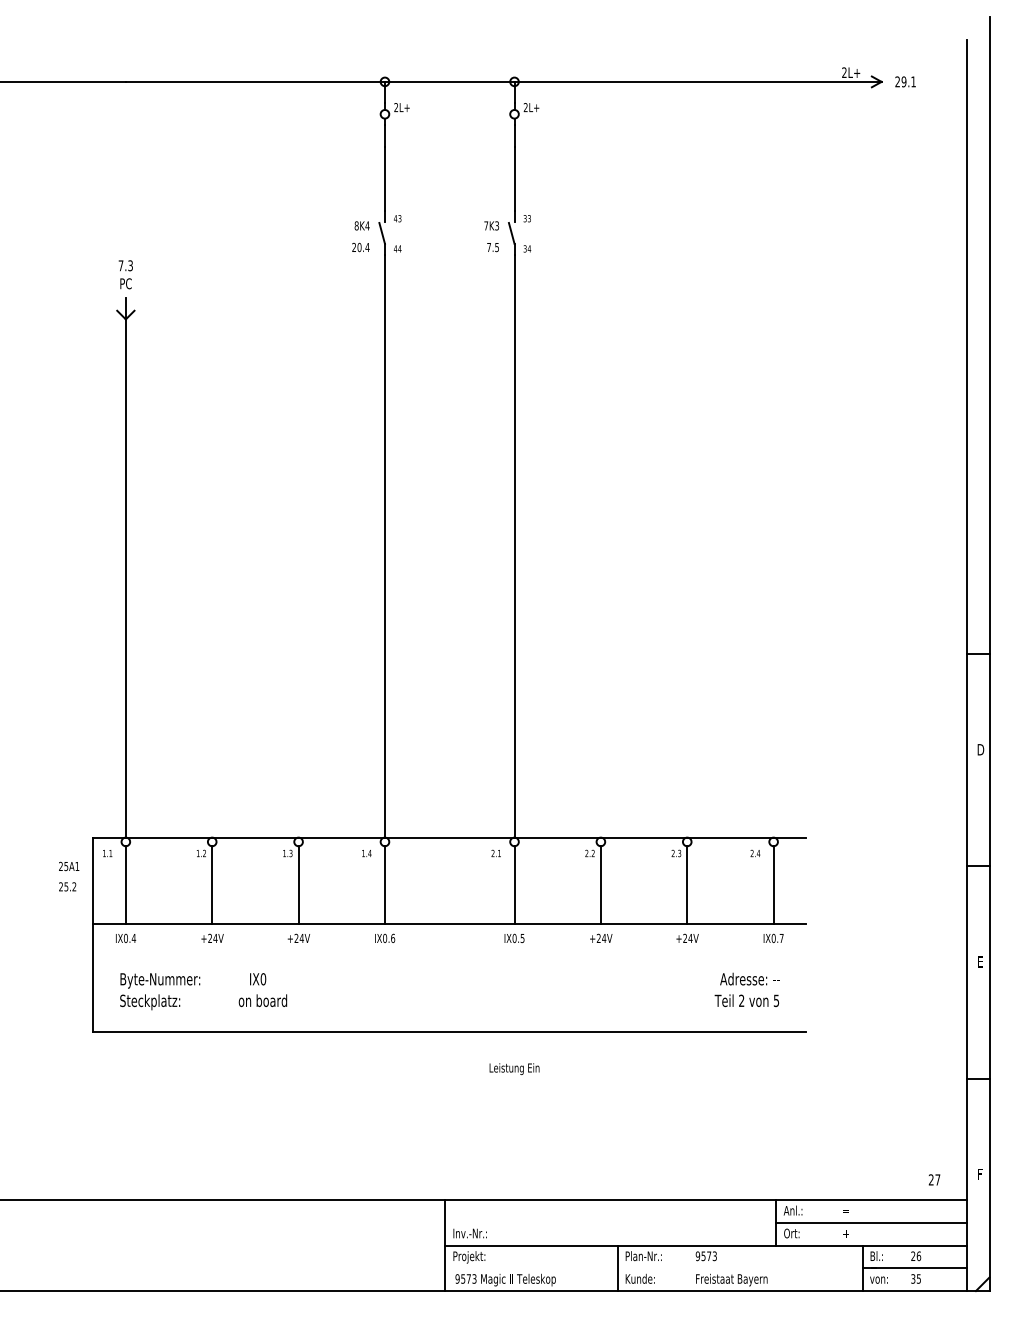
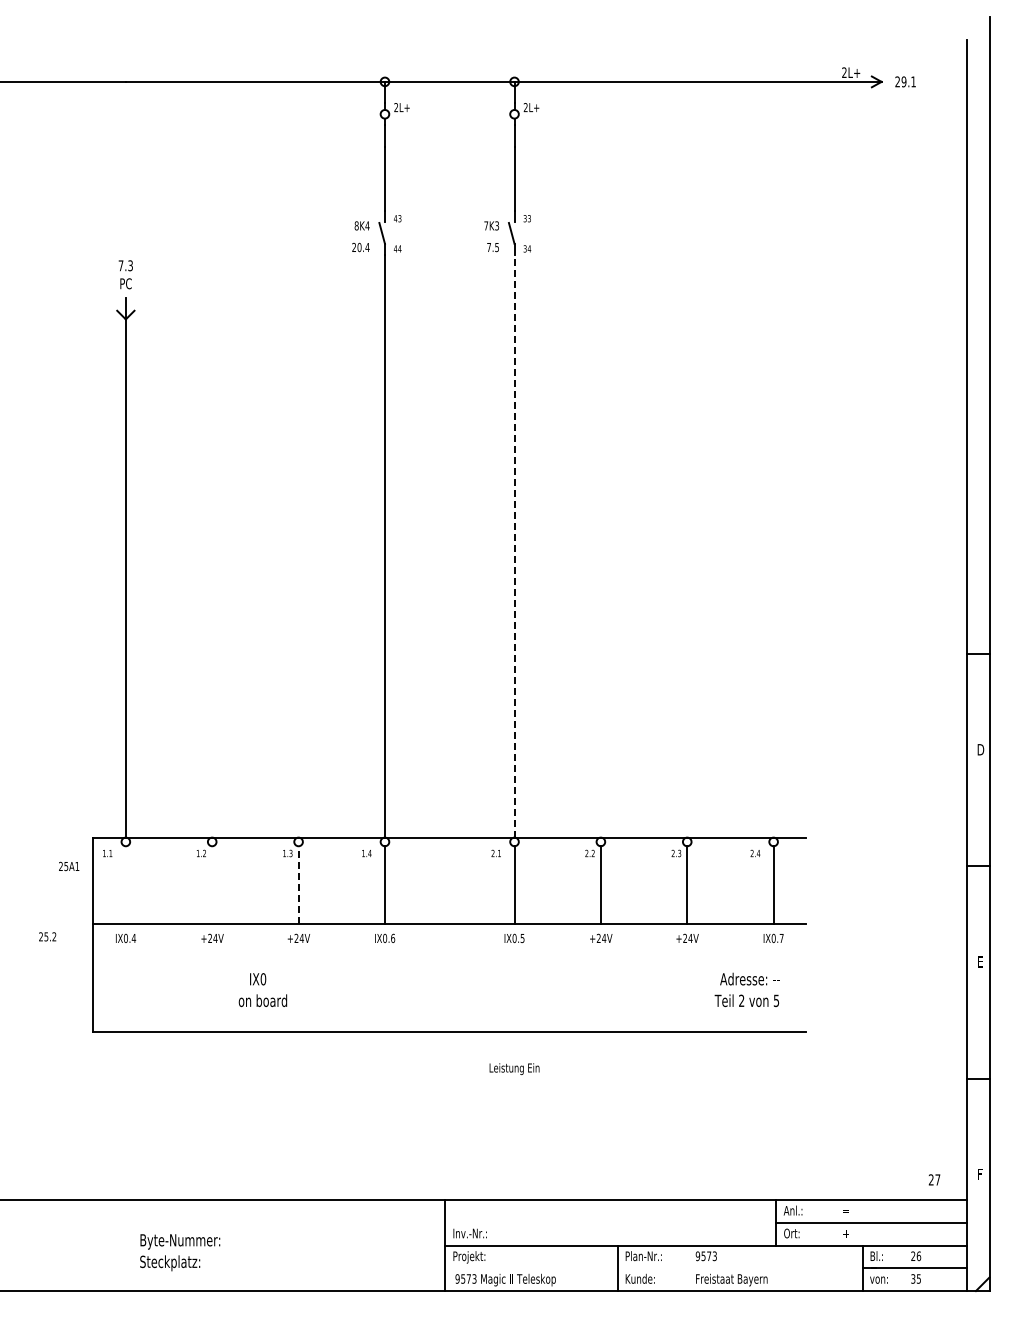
line: solid -> dashed (514, 545)
line: present -> none (125, 885)
line: present -> none (212, 885)
line: solid -> dashed (298, 885)
text position: (67, 886) -> (47, 936) (47, 936)
text position: (160, 991) -> (180, 1252) (180, 1252)
